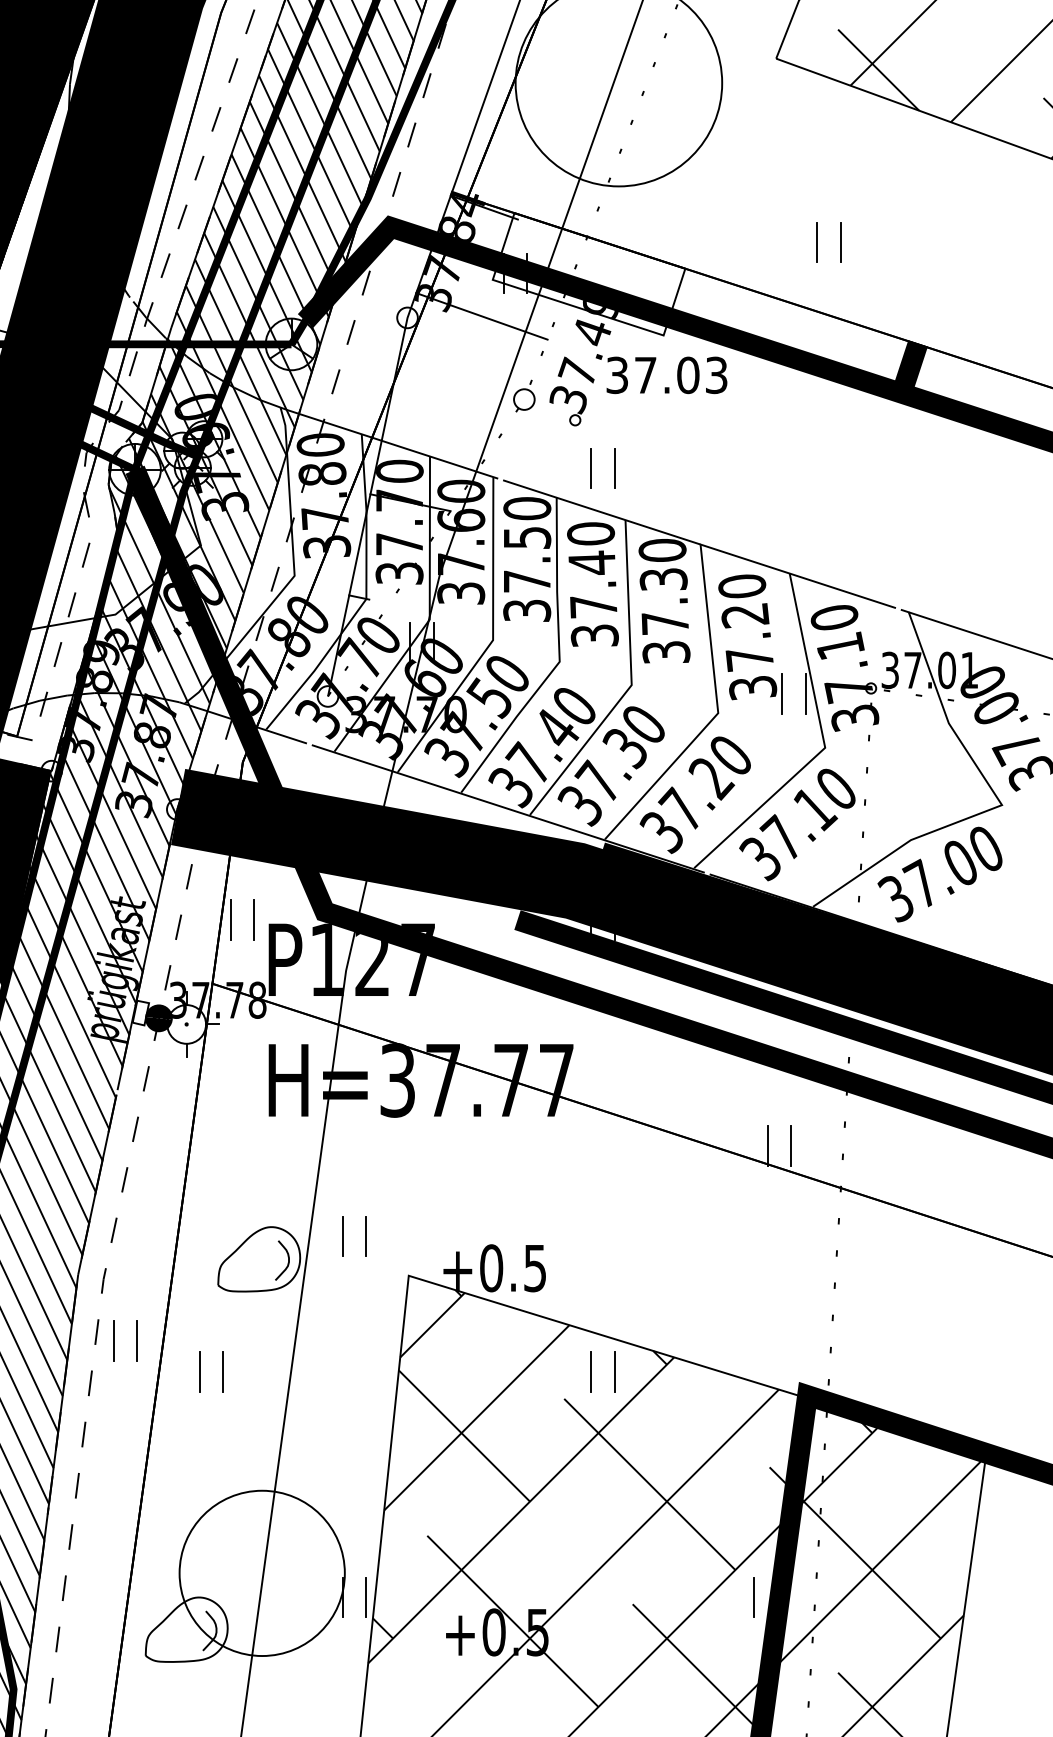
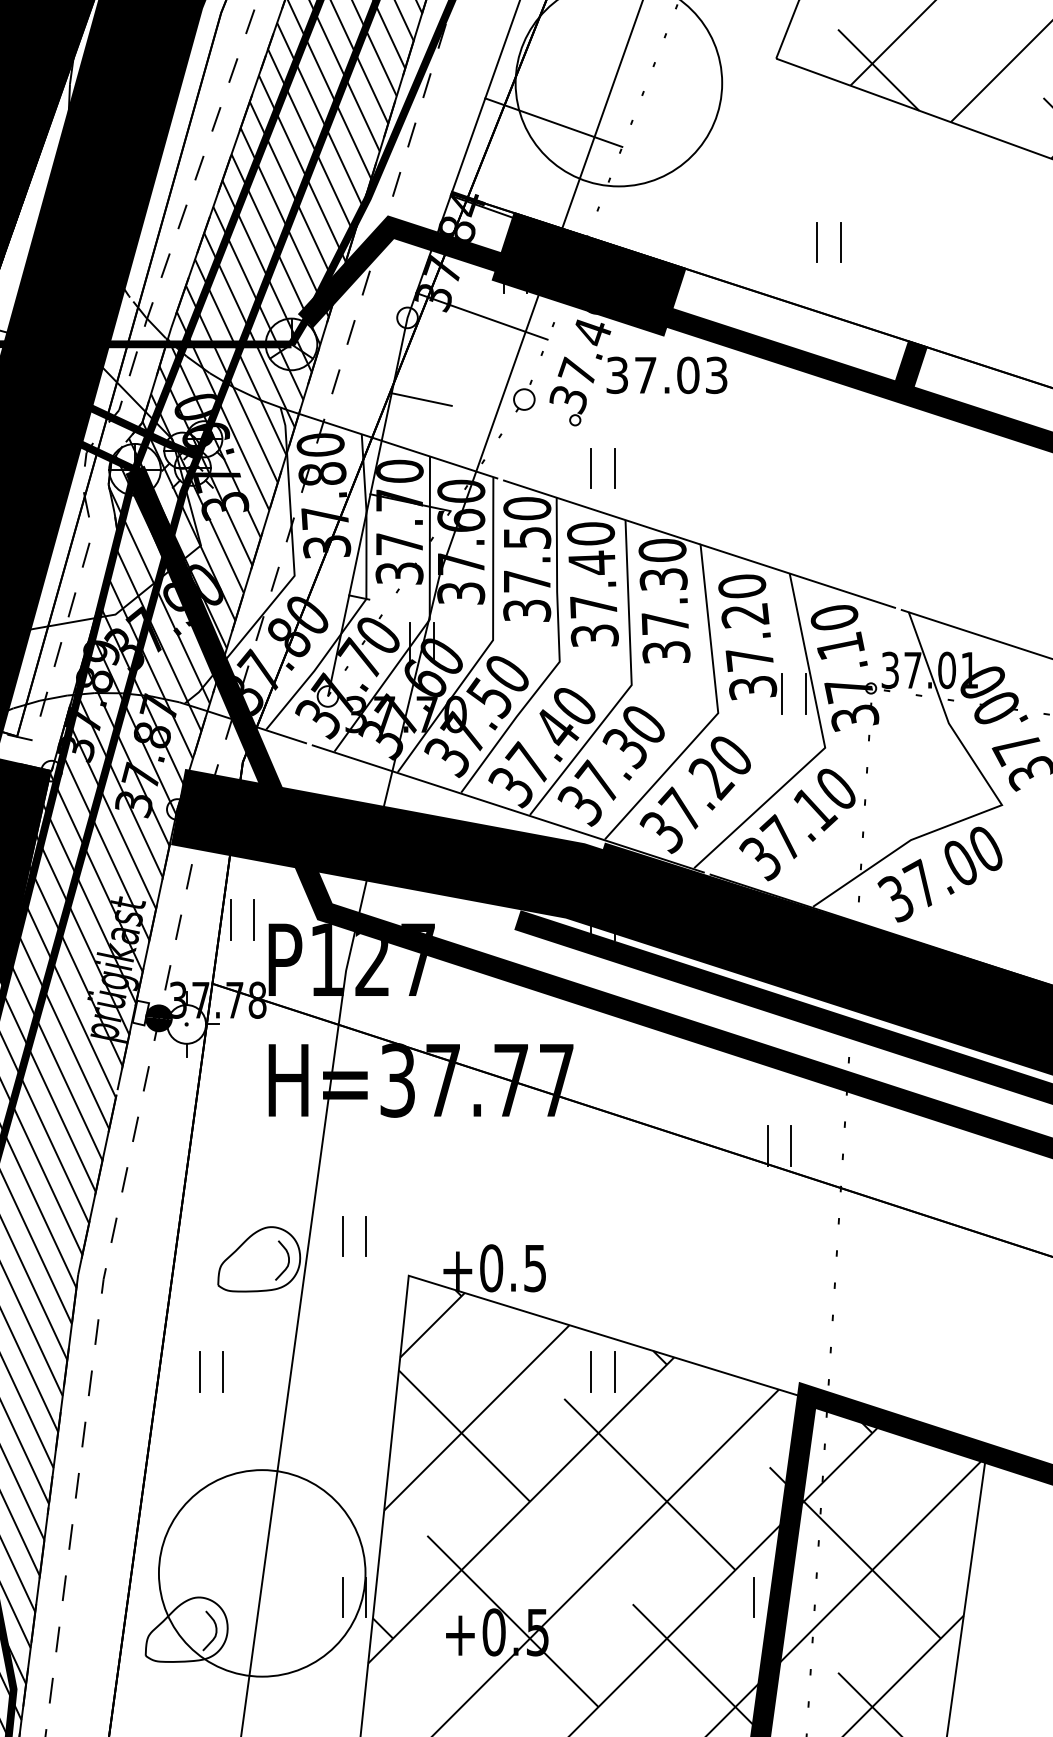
line: none -> present (553, 122)
fill: none -> present (588, 274)
line: none -> present (421, 399)
part: present -> none (114, 1340)
circle diameter: 165 px -> 207 px (261, 1573)
